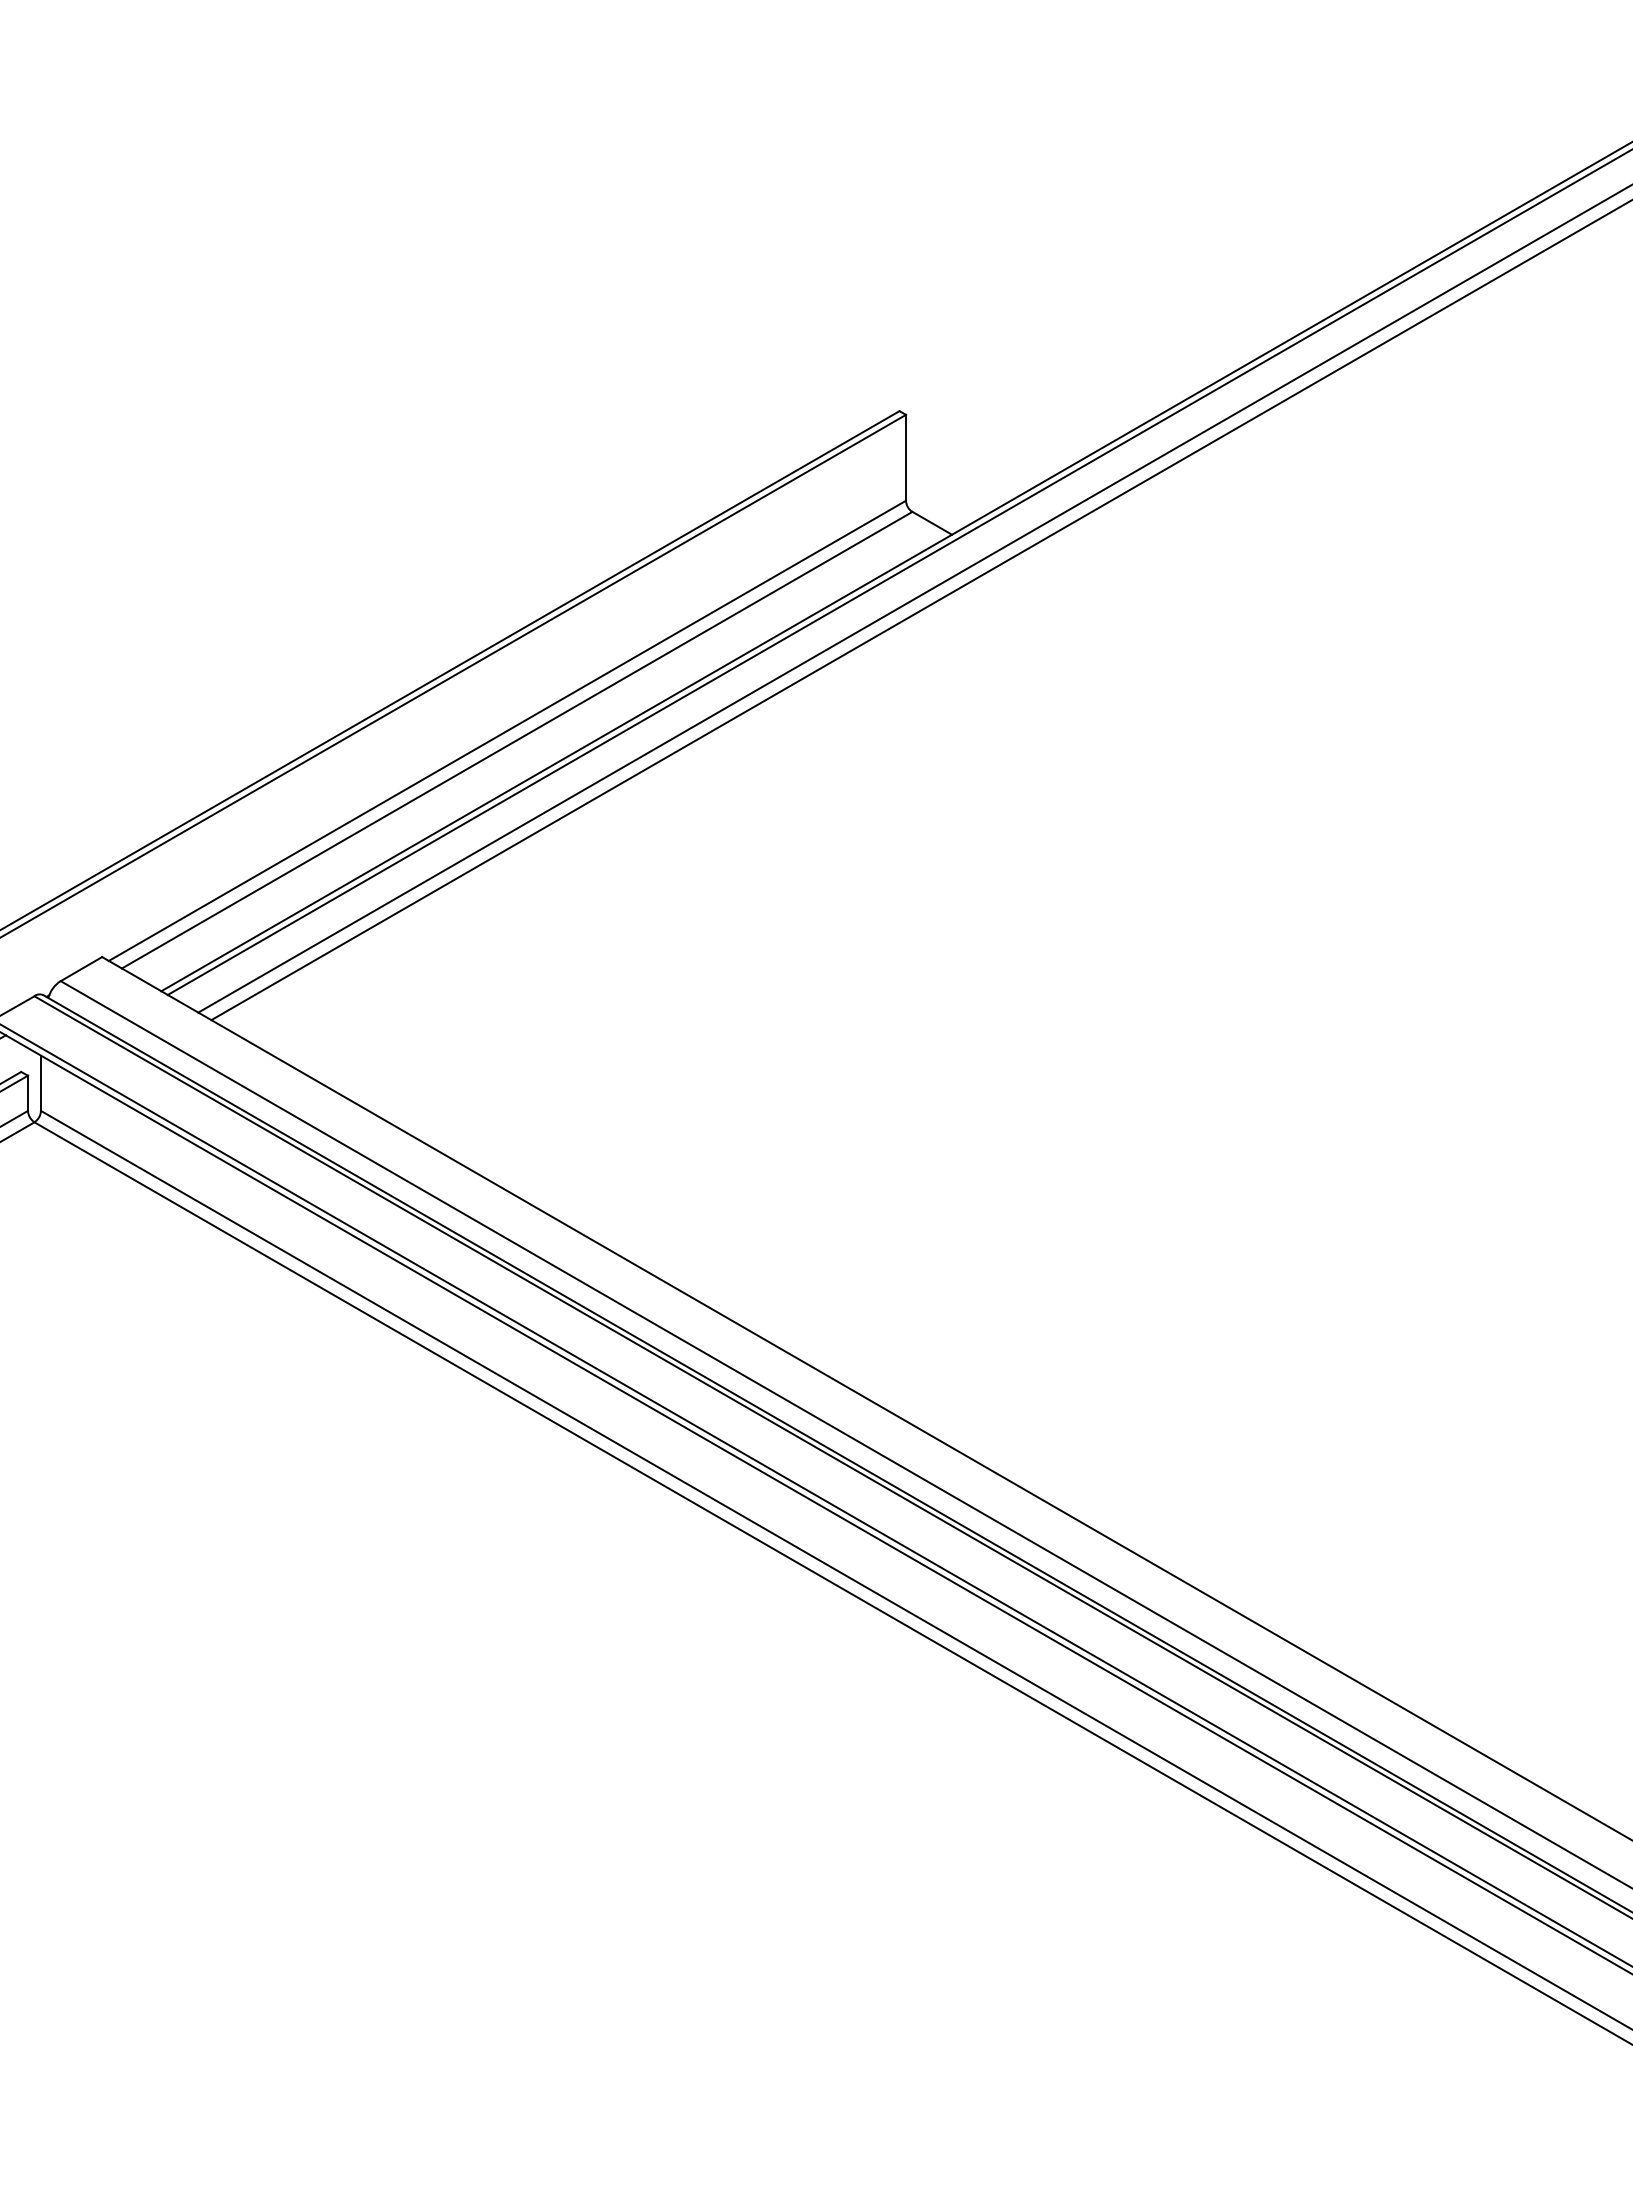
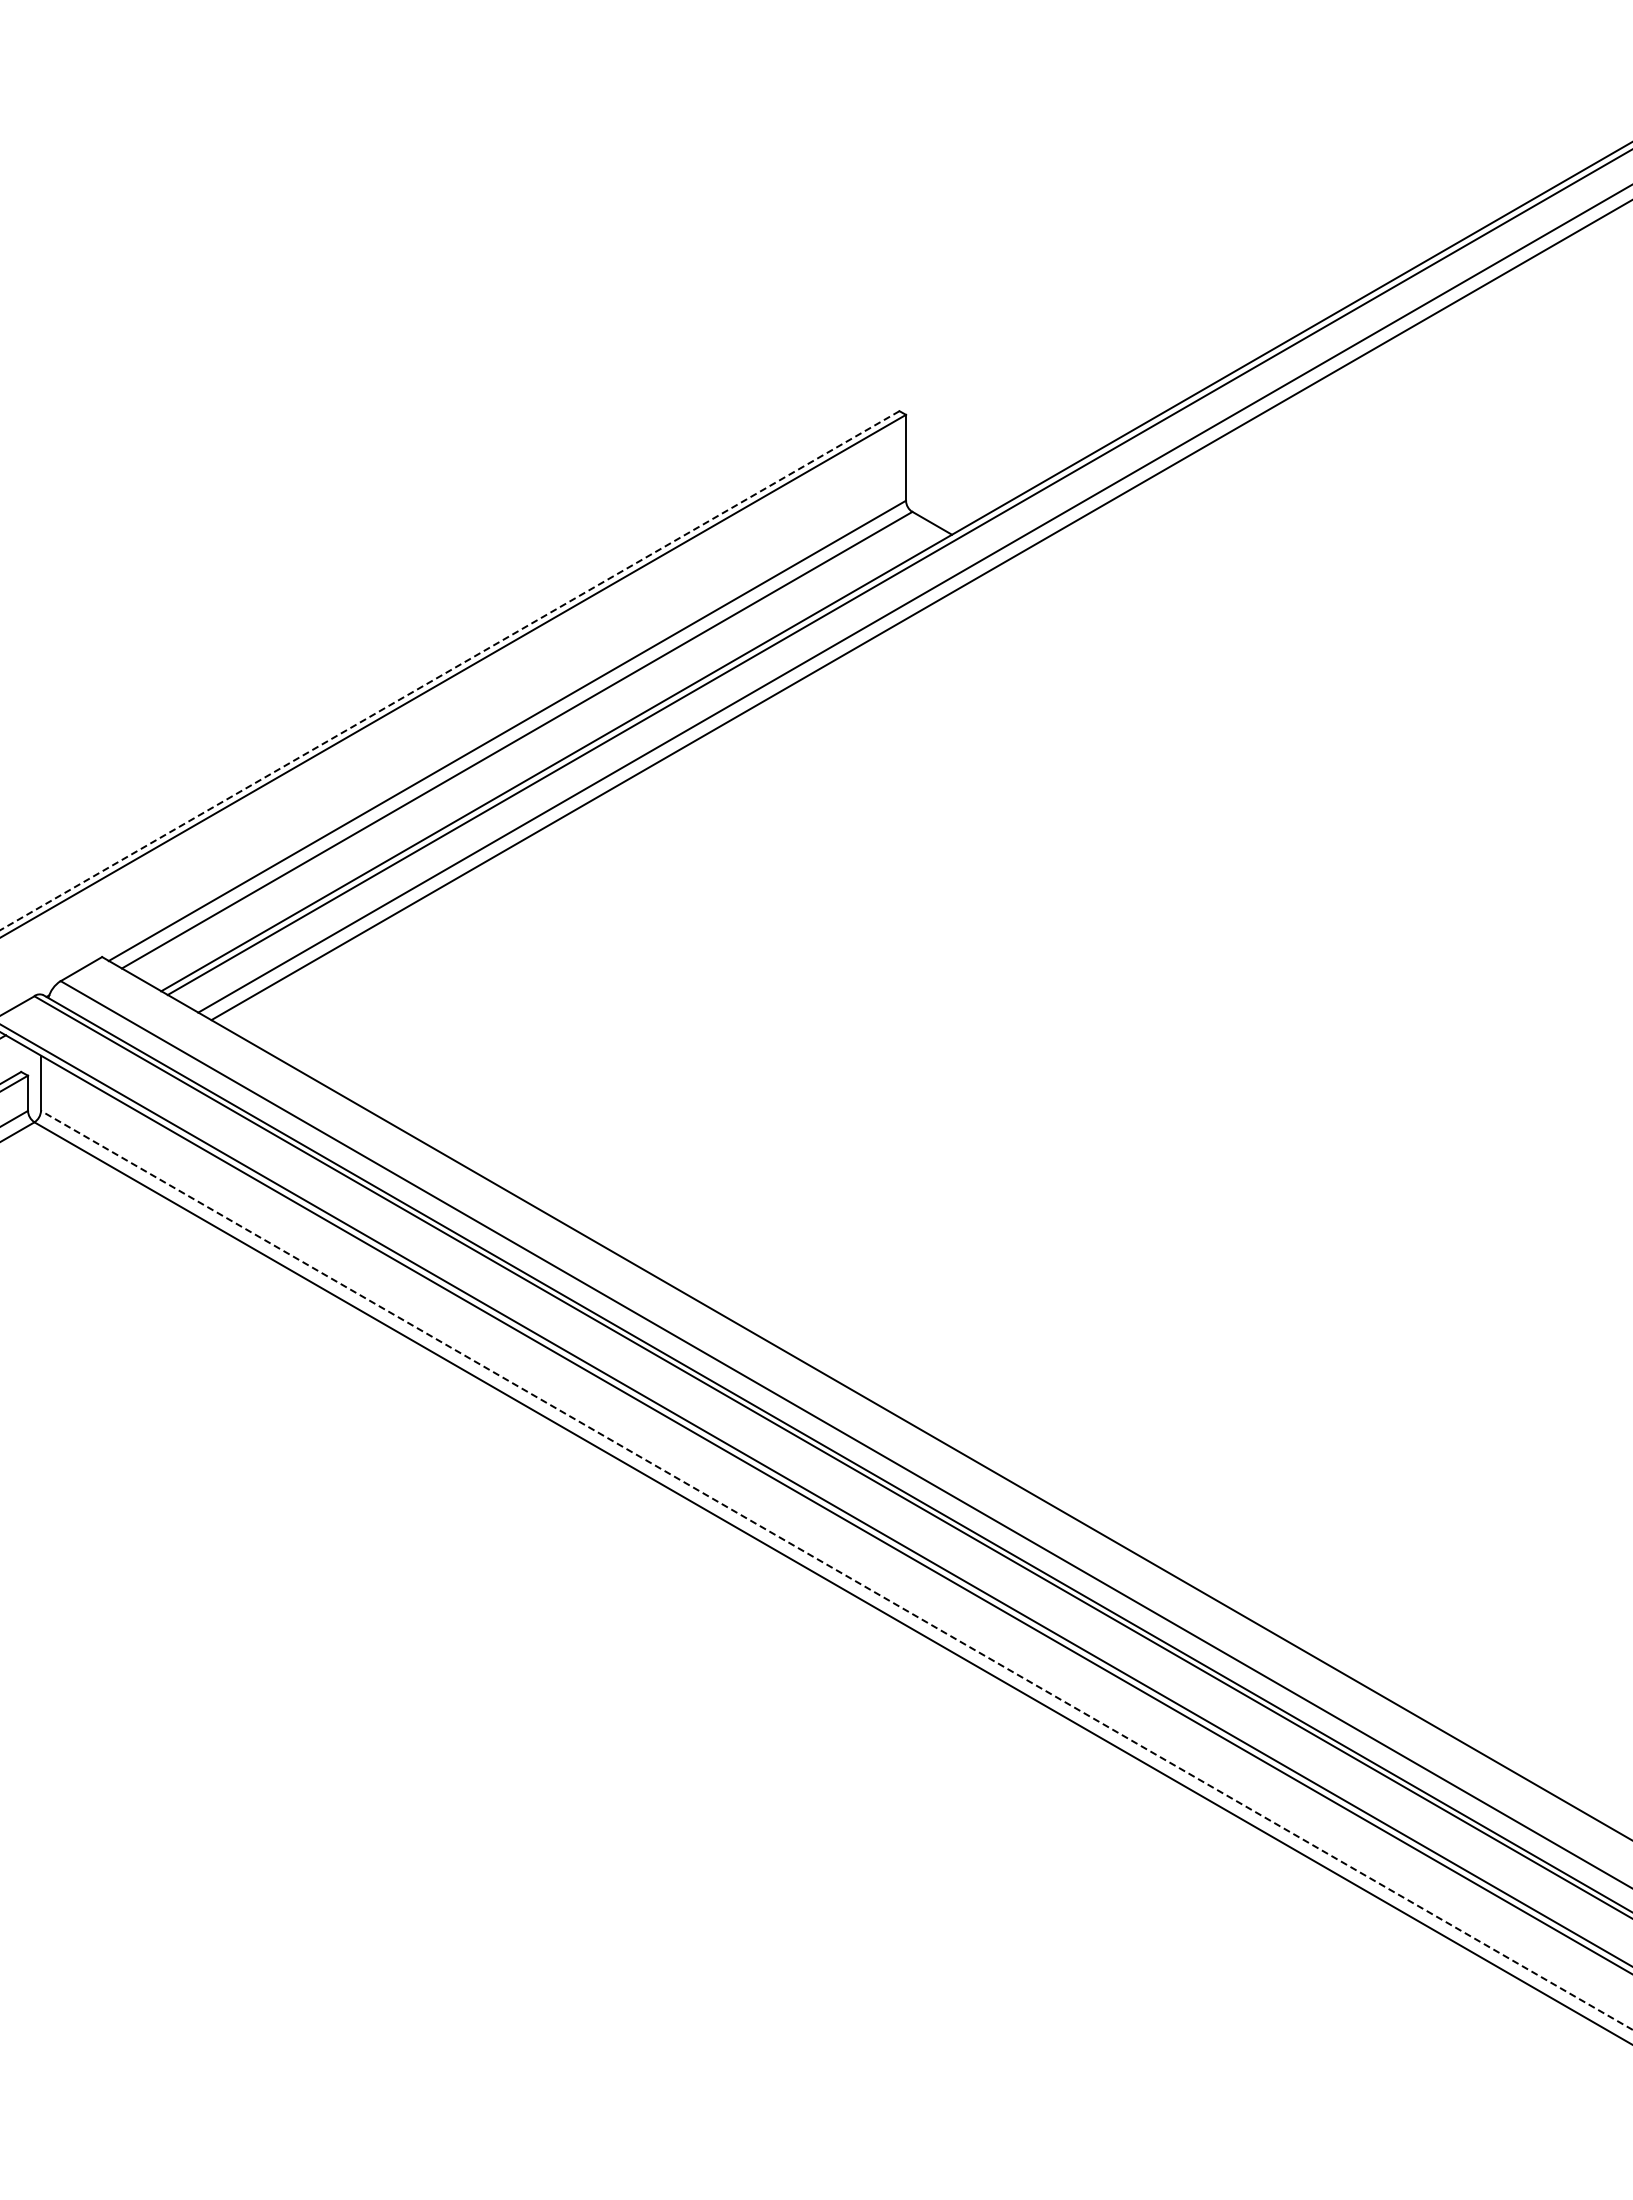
line: solid -> dashed (450, 670)
line: solid -> dashed (836, 1570)
